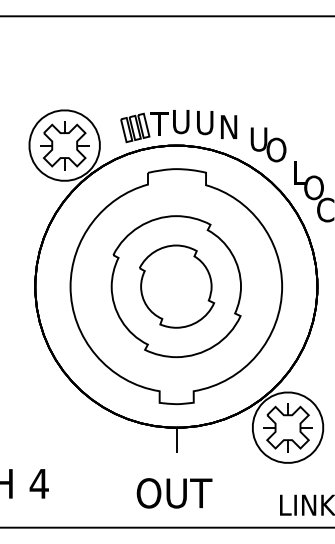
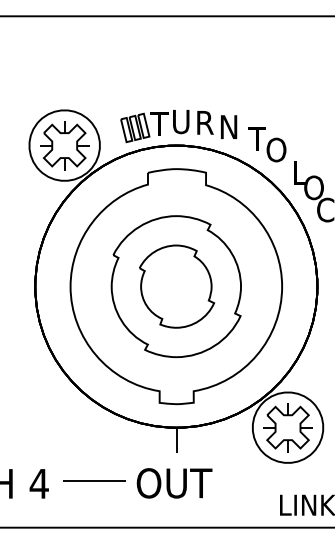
text: U -> R (205, 123)
text: U -> T (257, 139)
line: none -> present (94, 480)
text position: (174, 493) -> (174, 483) (174, 483)
